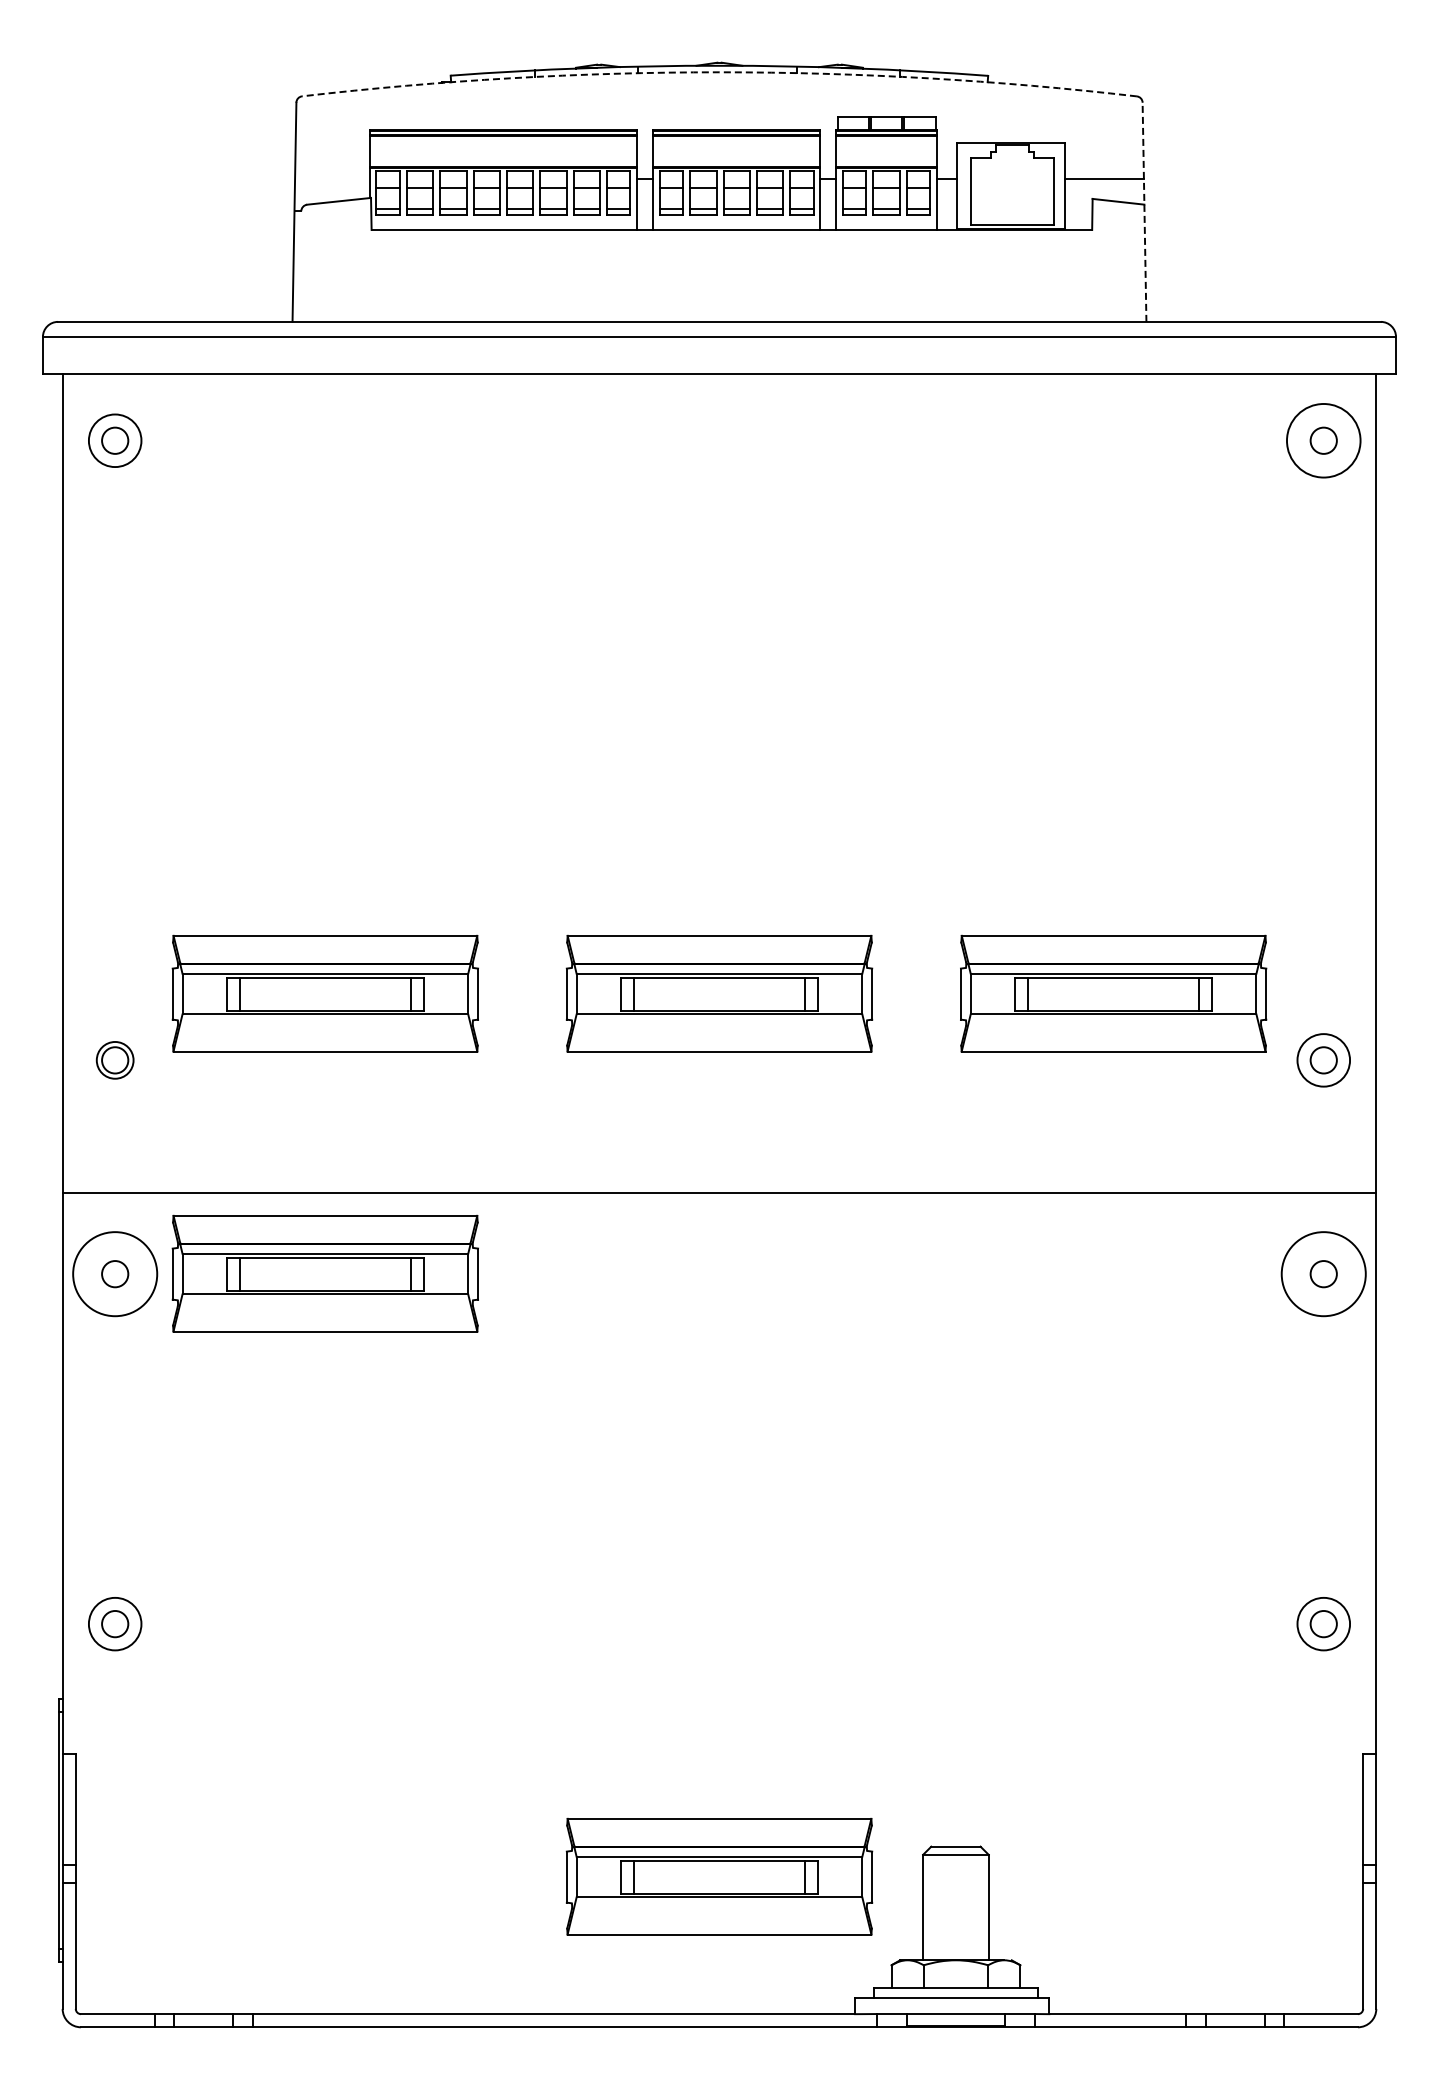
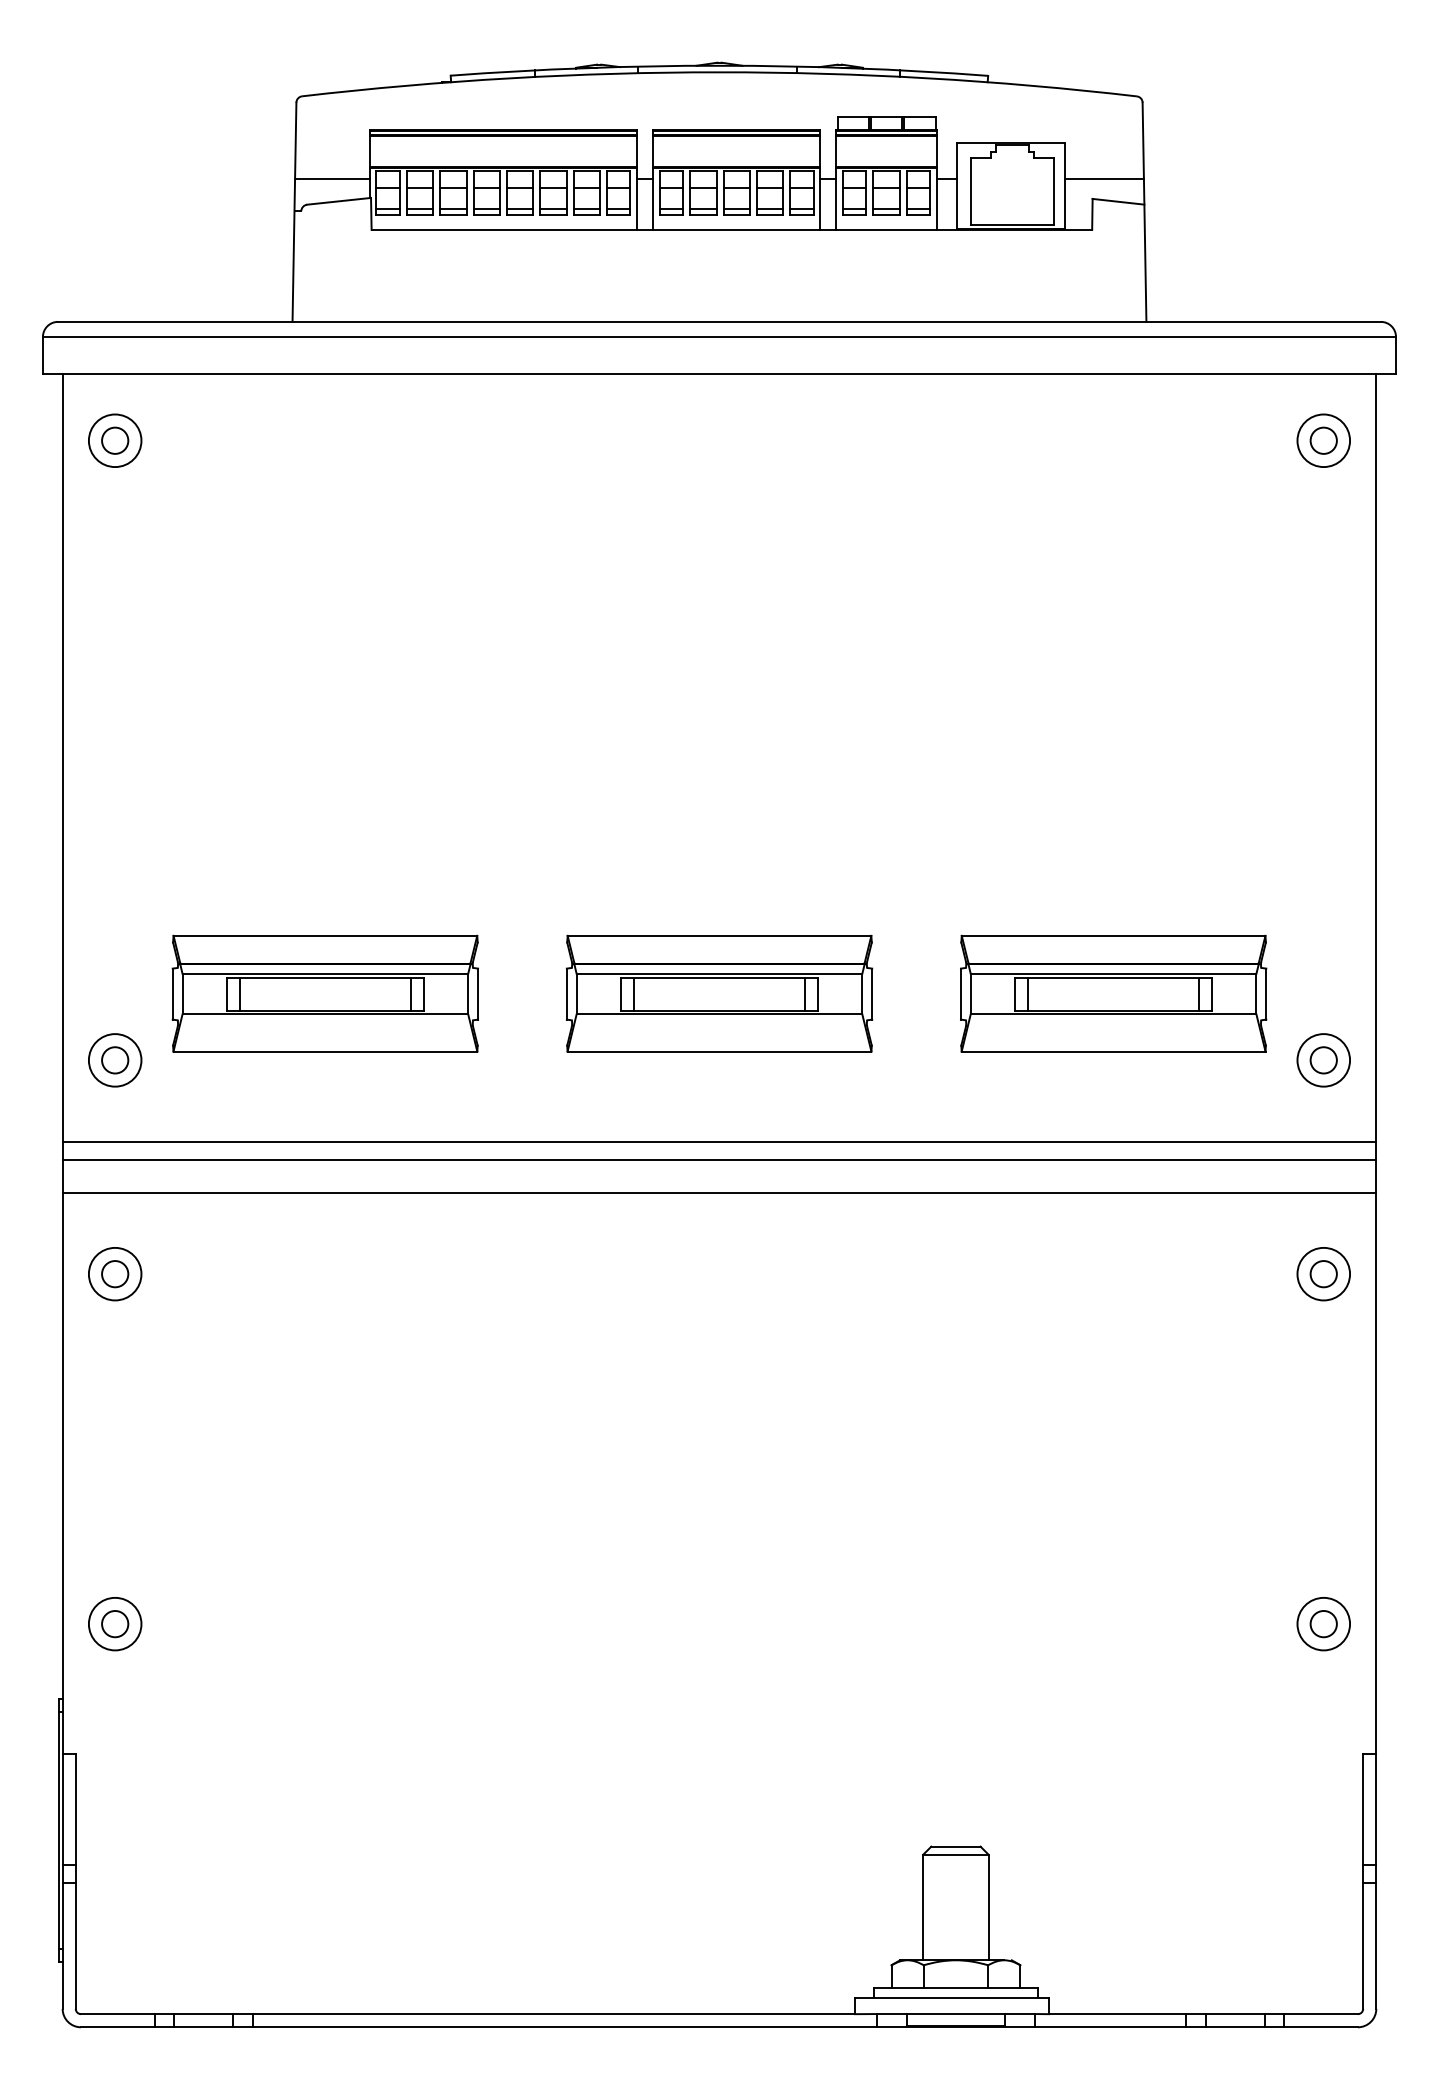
arc: dashed -> solid (719, 72)
line: none -> present (332, 179)
line: dashed -> solid (1144, 212)
circle diameter: 74 px -> 53 px (1323, 440)
circle diameter: 37 px -> 53 px (114, 1060)
line: none -> present (719, 1141)
line: none -> present (719, 1160)
part: present -> none (324, 1273)
circle diameter: 84 px -> 53 px (114, 1273)
circle diameter: 84 px -> 53 px (1323, 1273)
part: present -> none (719, 1876)
